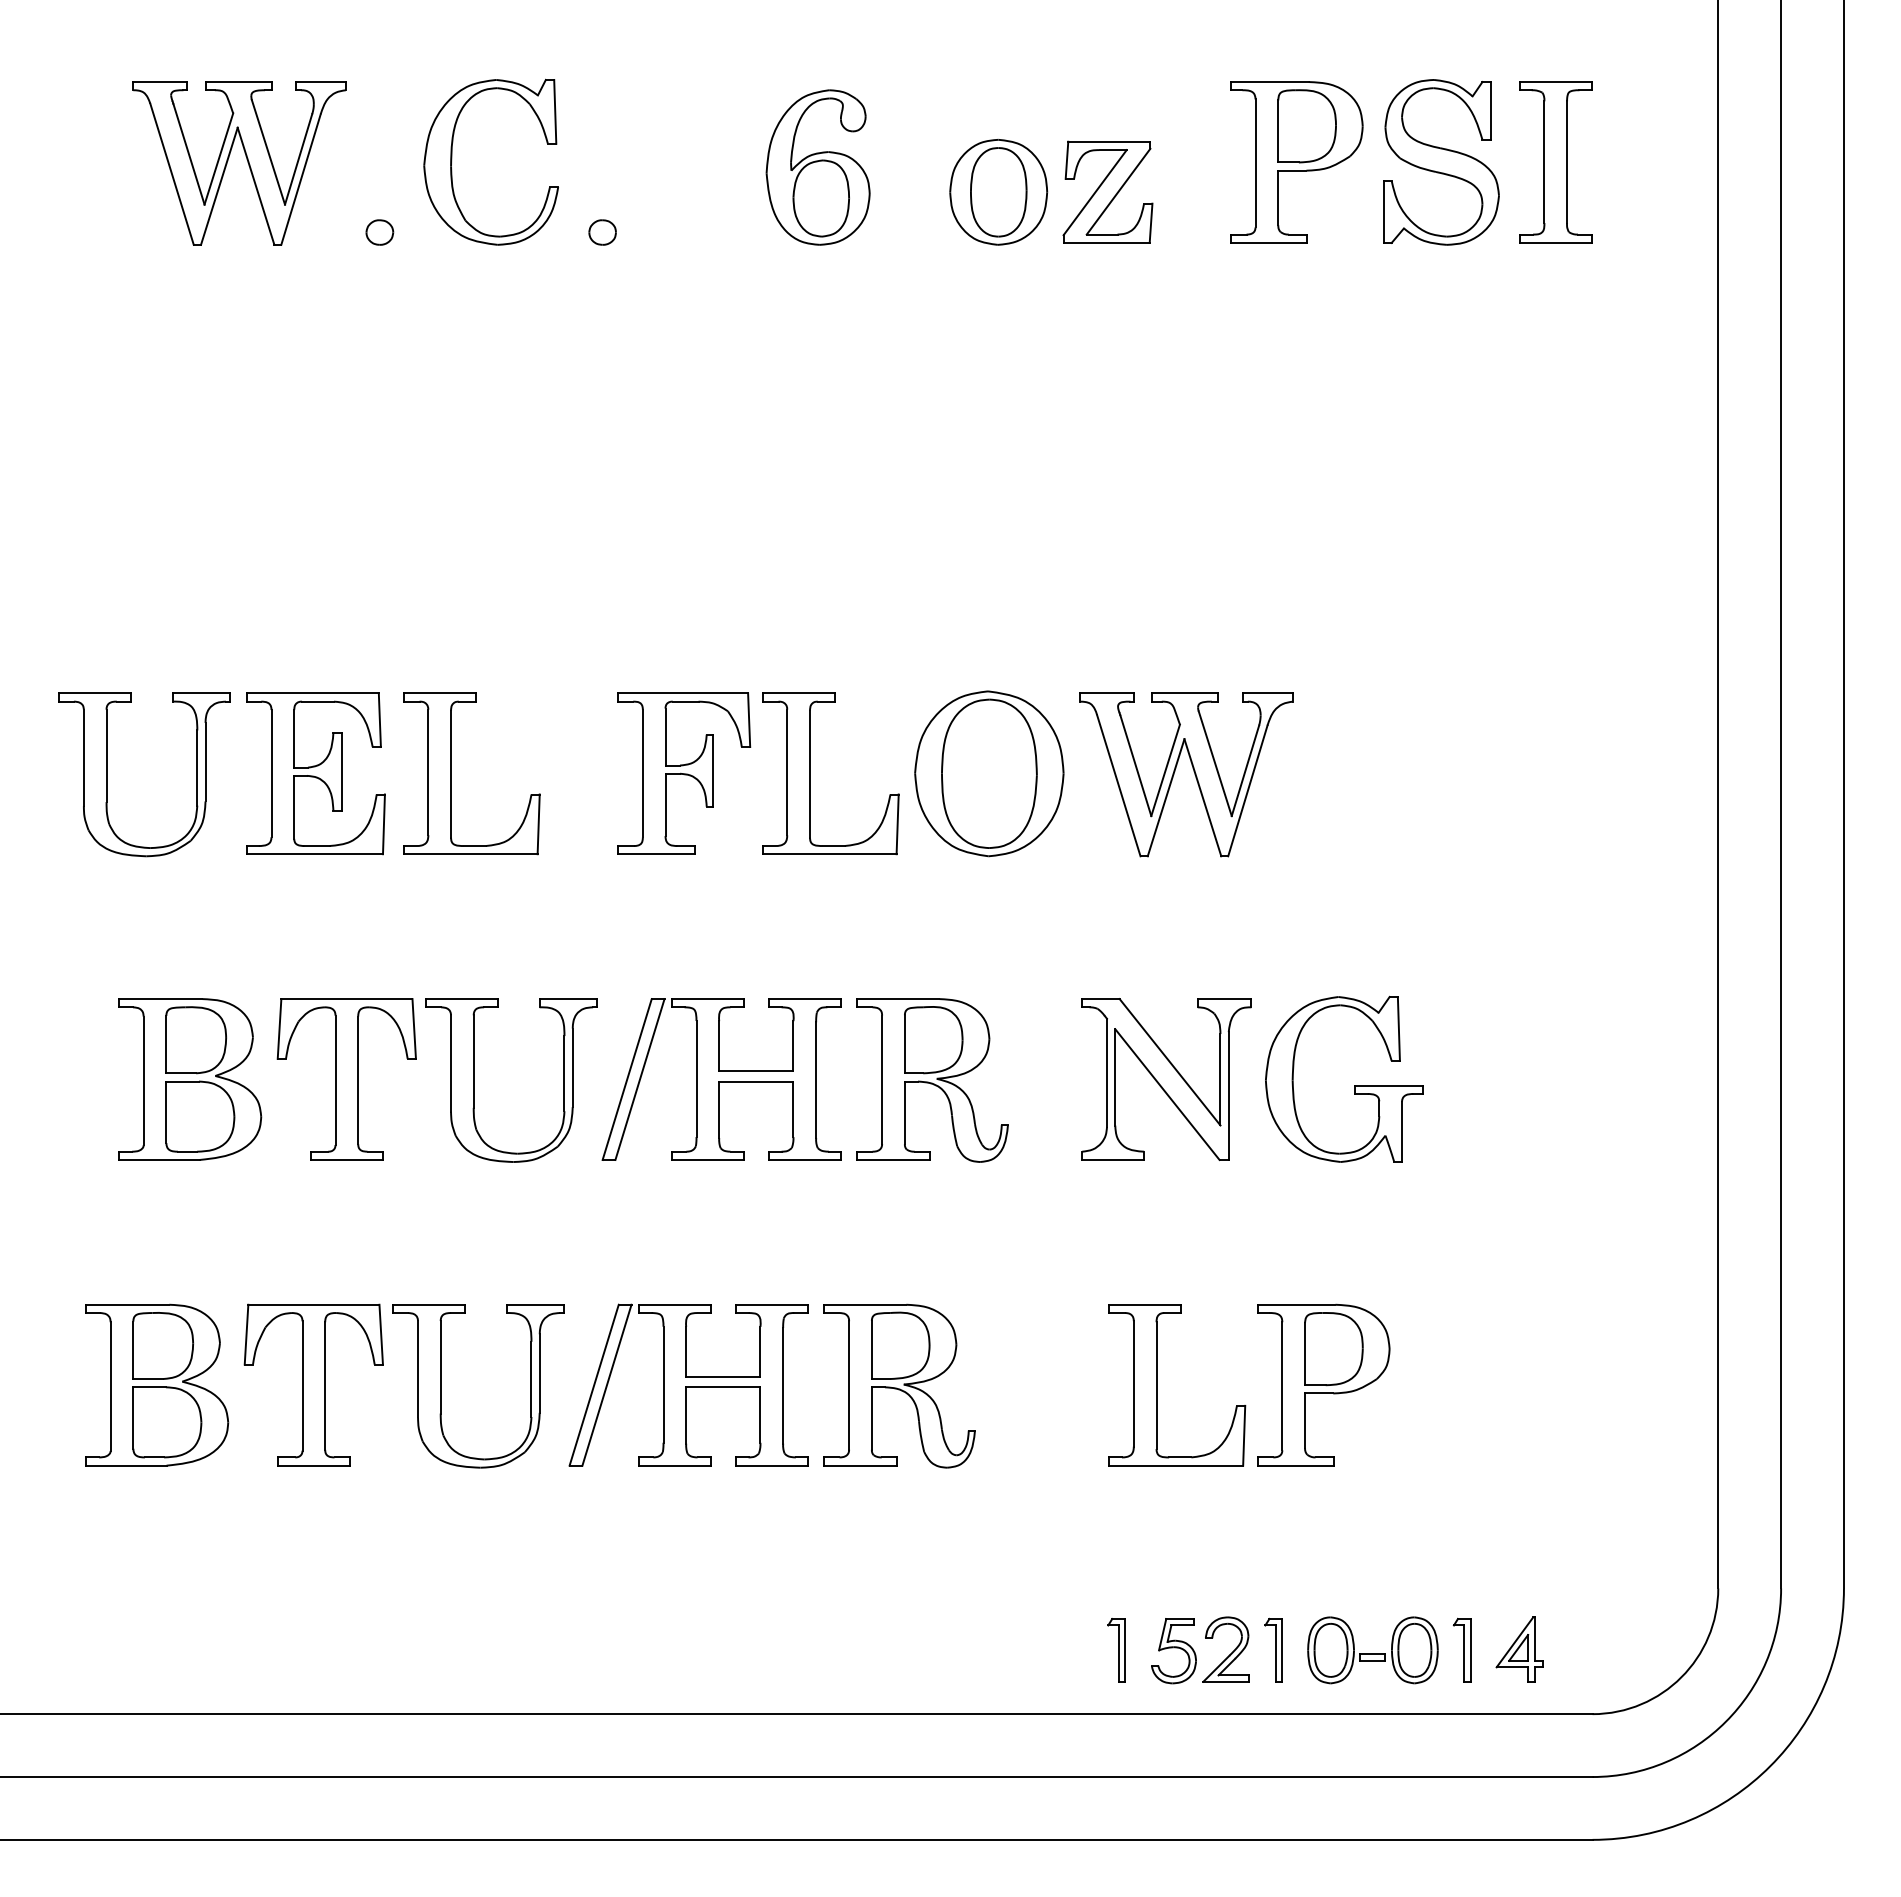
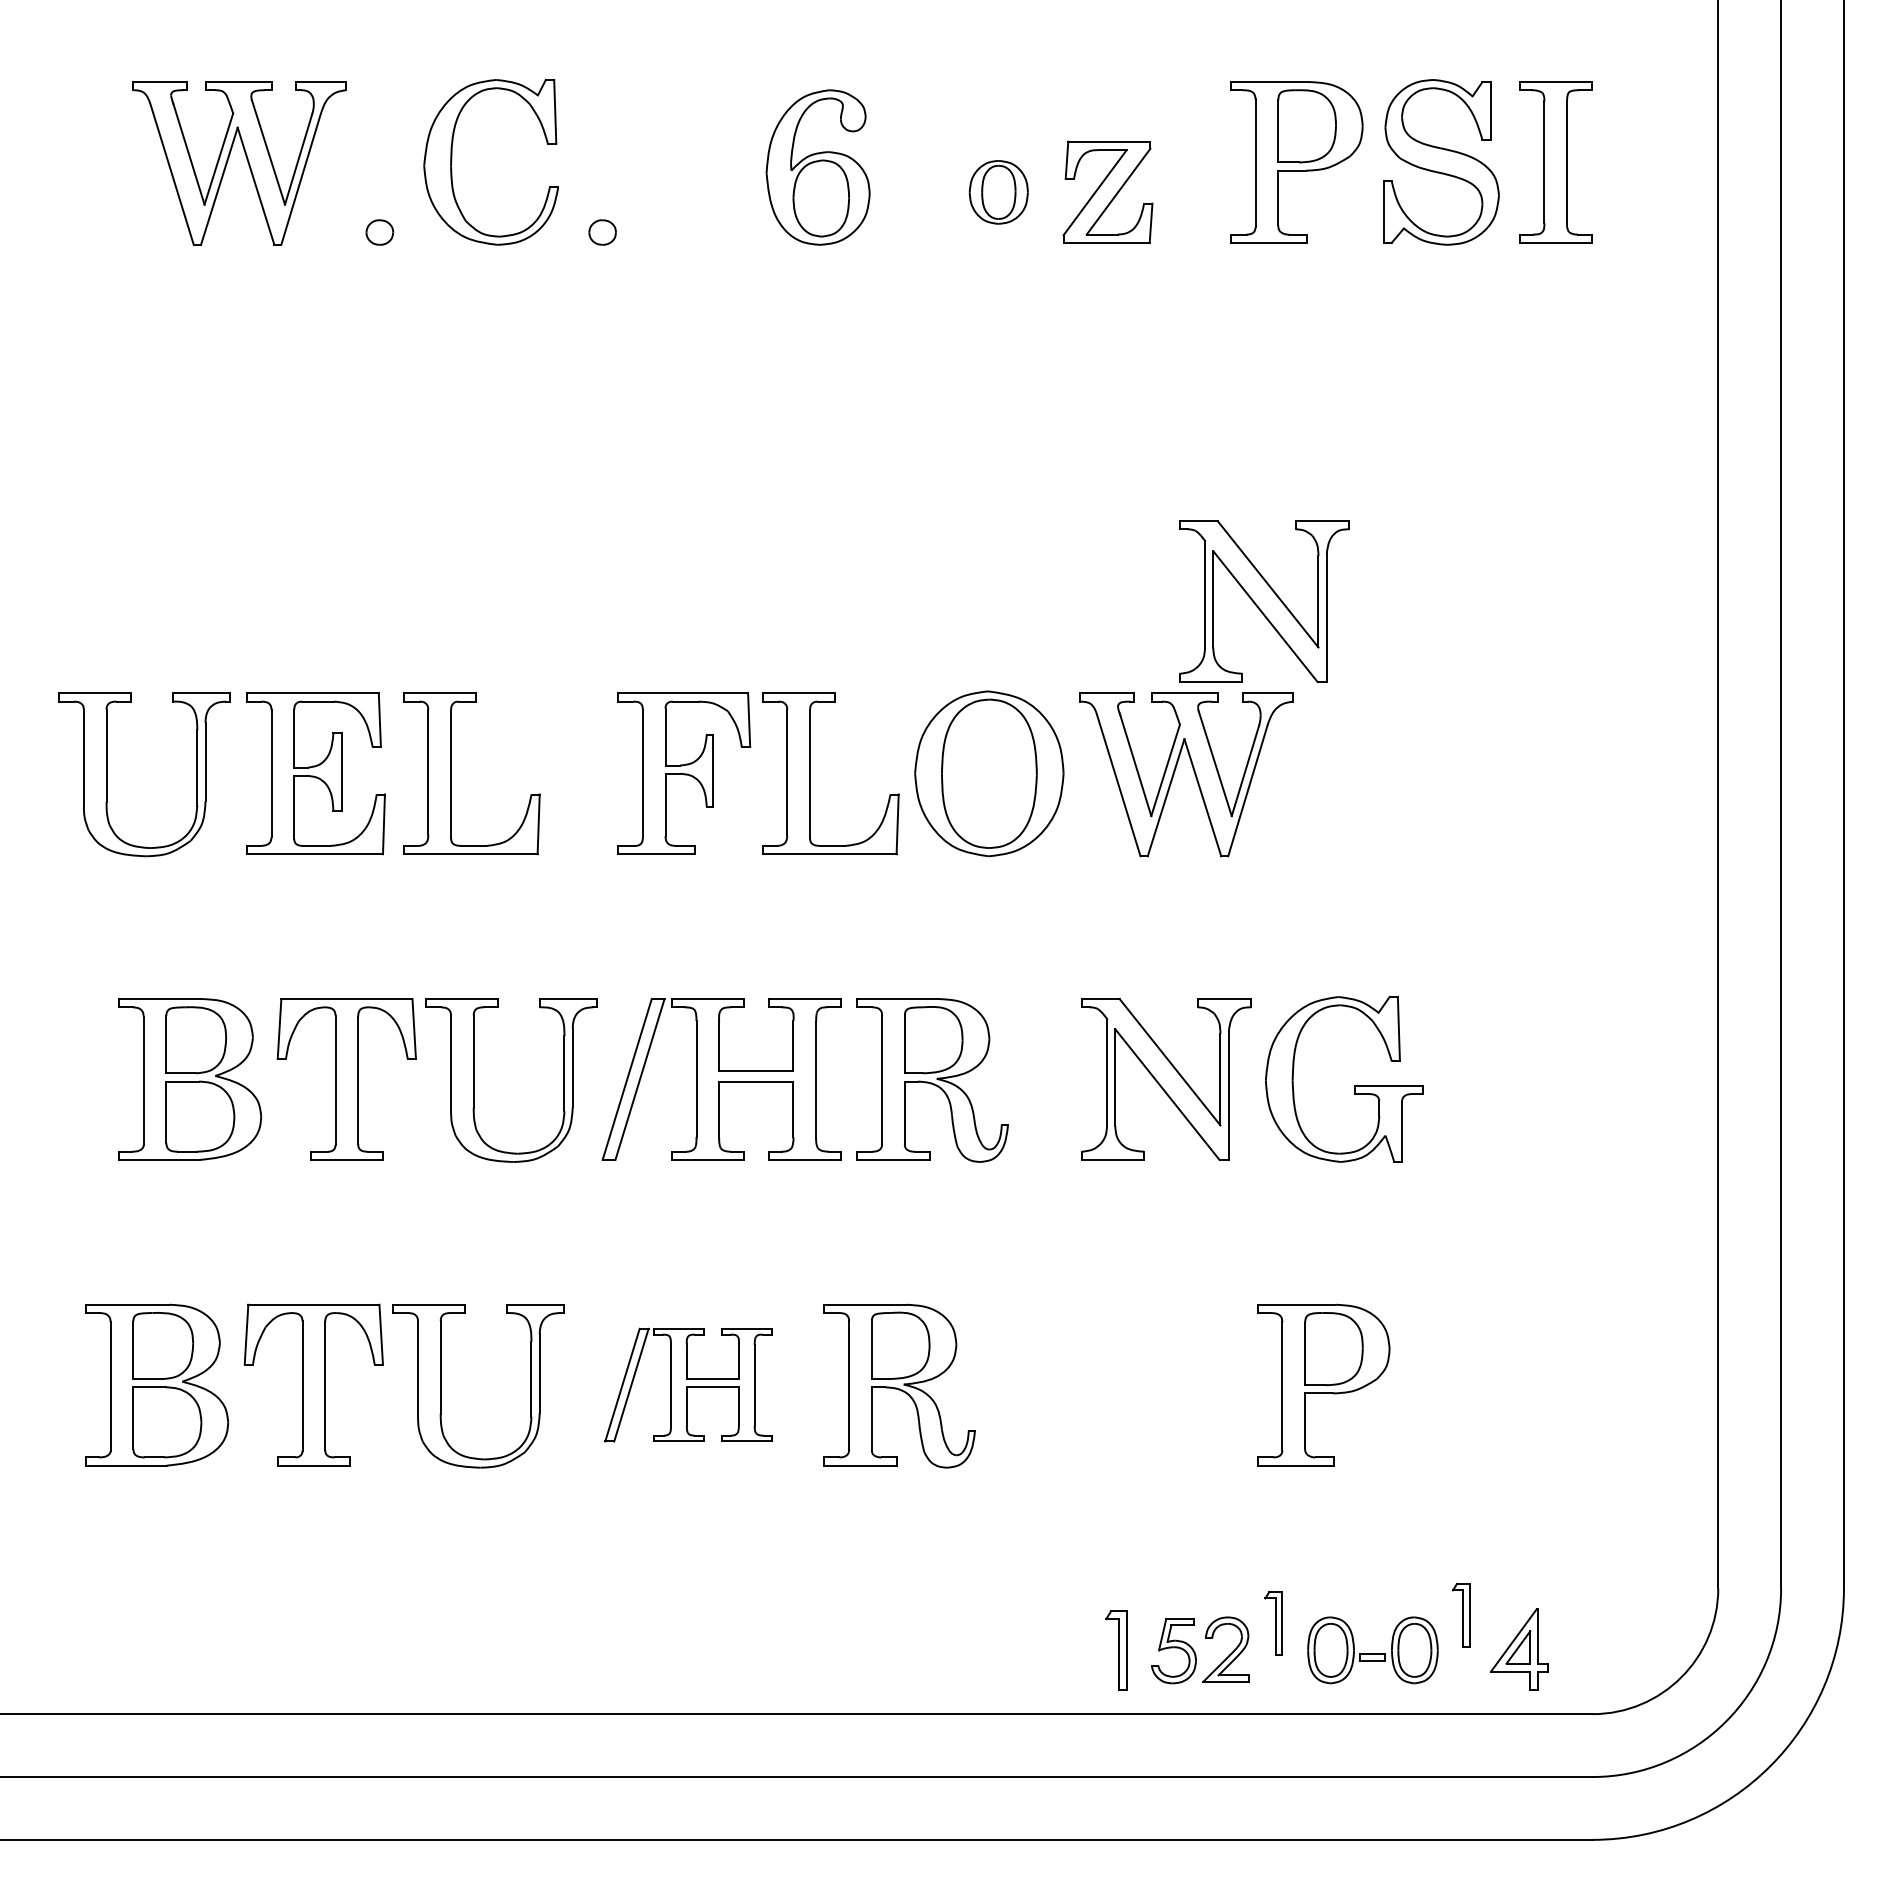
part size: 100x107 px -> 61x65 px (998, 192)
part: none -> present (1264, 601)
part size: 241x164 px -> 169x116 px (688, 1384)
part: present -> none (1157, 1385)
part position: (1273, 1649) -> (1273, 1622) (1273, 1622)
part position: (1461, 1649) -> (1460, 1614) (1460, 1614)
part size: 49x67 px -> 59x83 px (1519, 1649)
part size: 19x65 px -> 23x81 px (1116, 1650)
